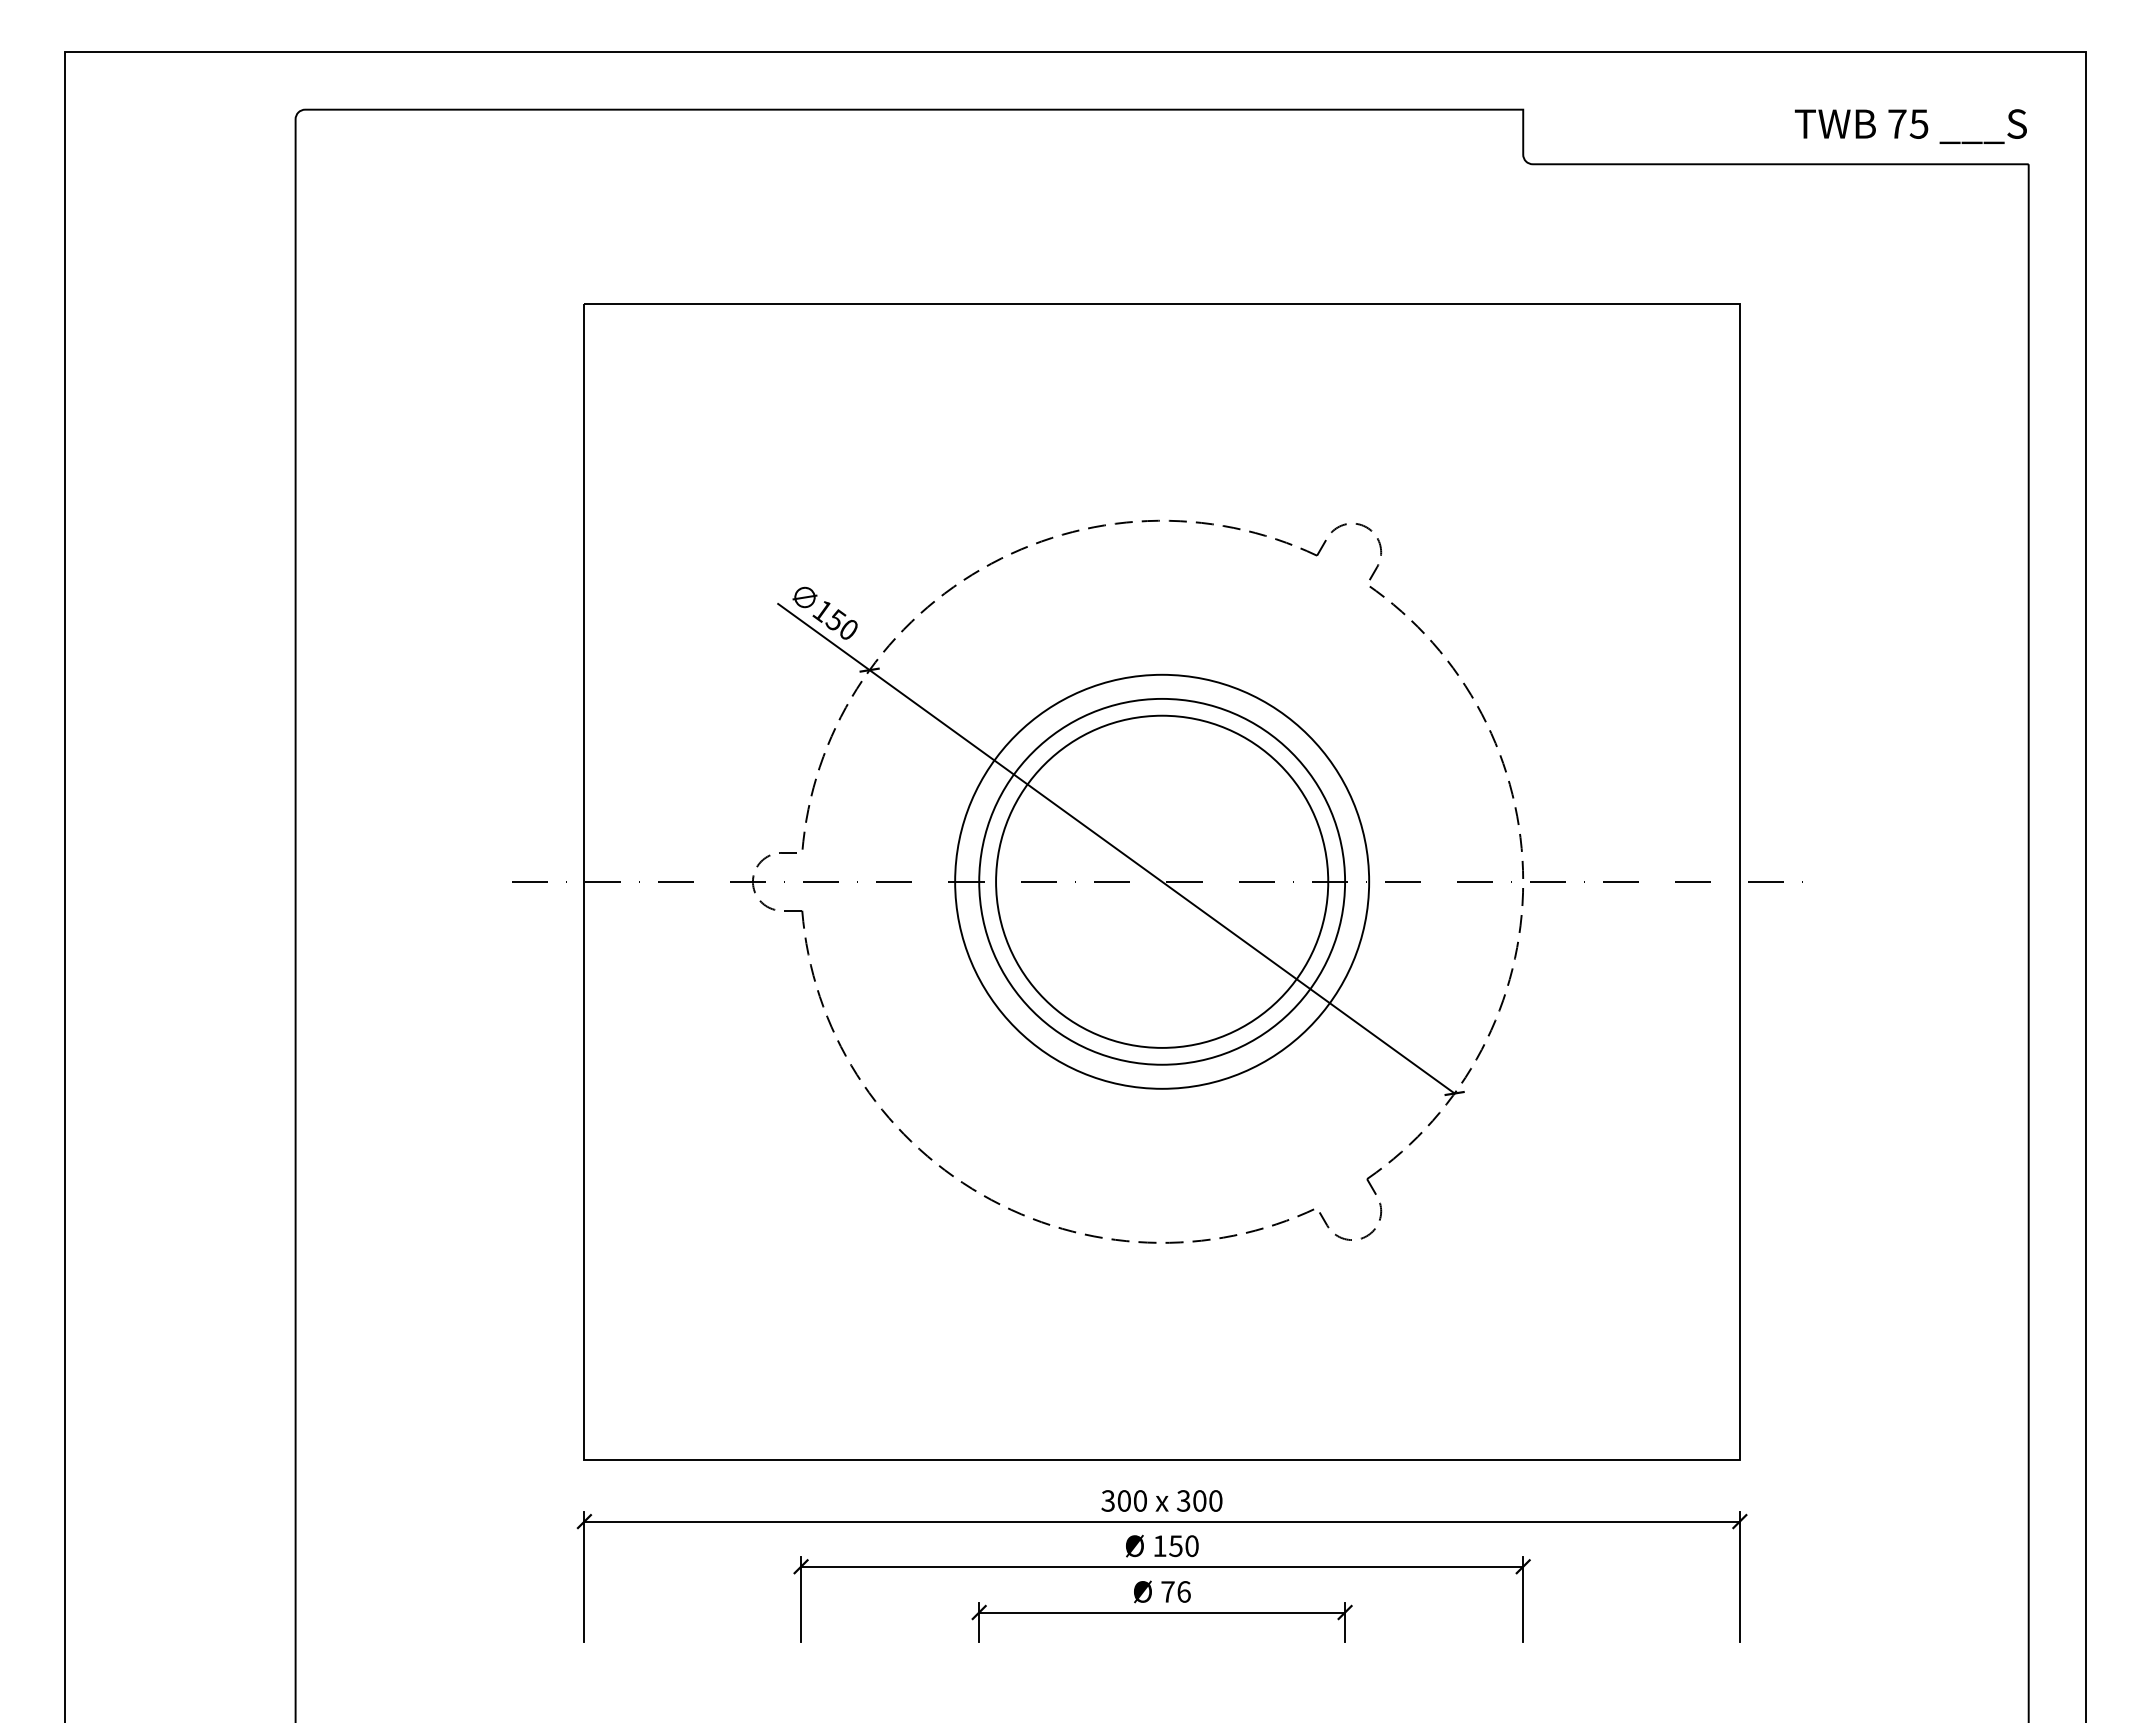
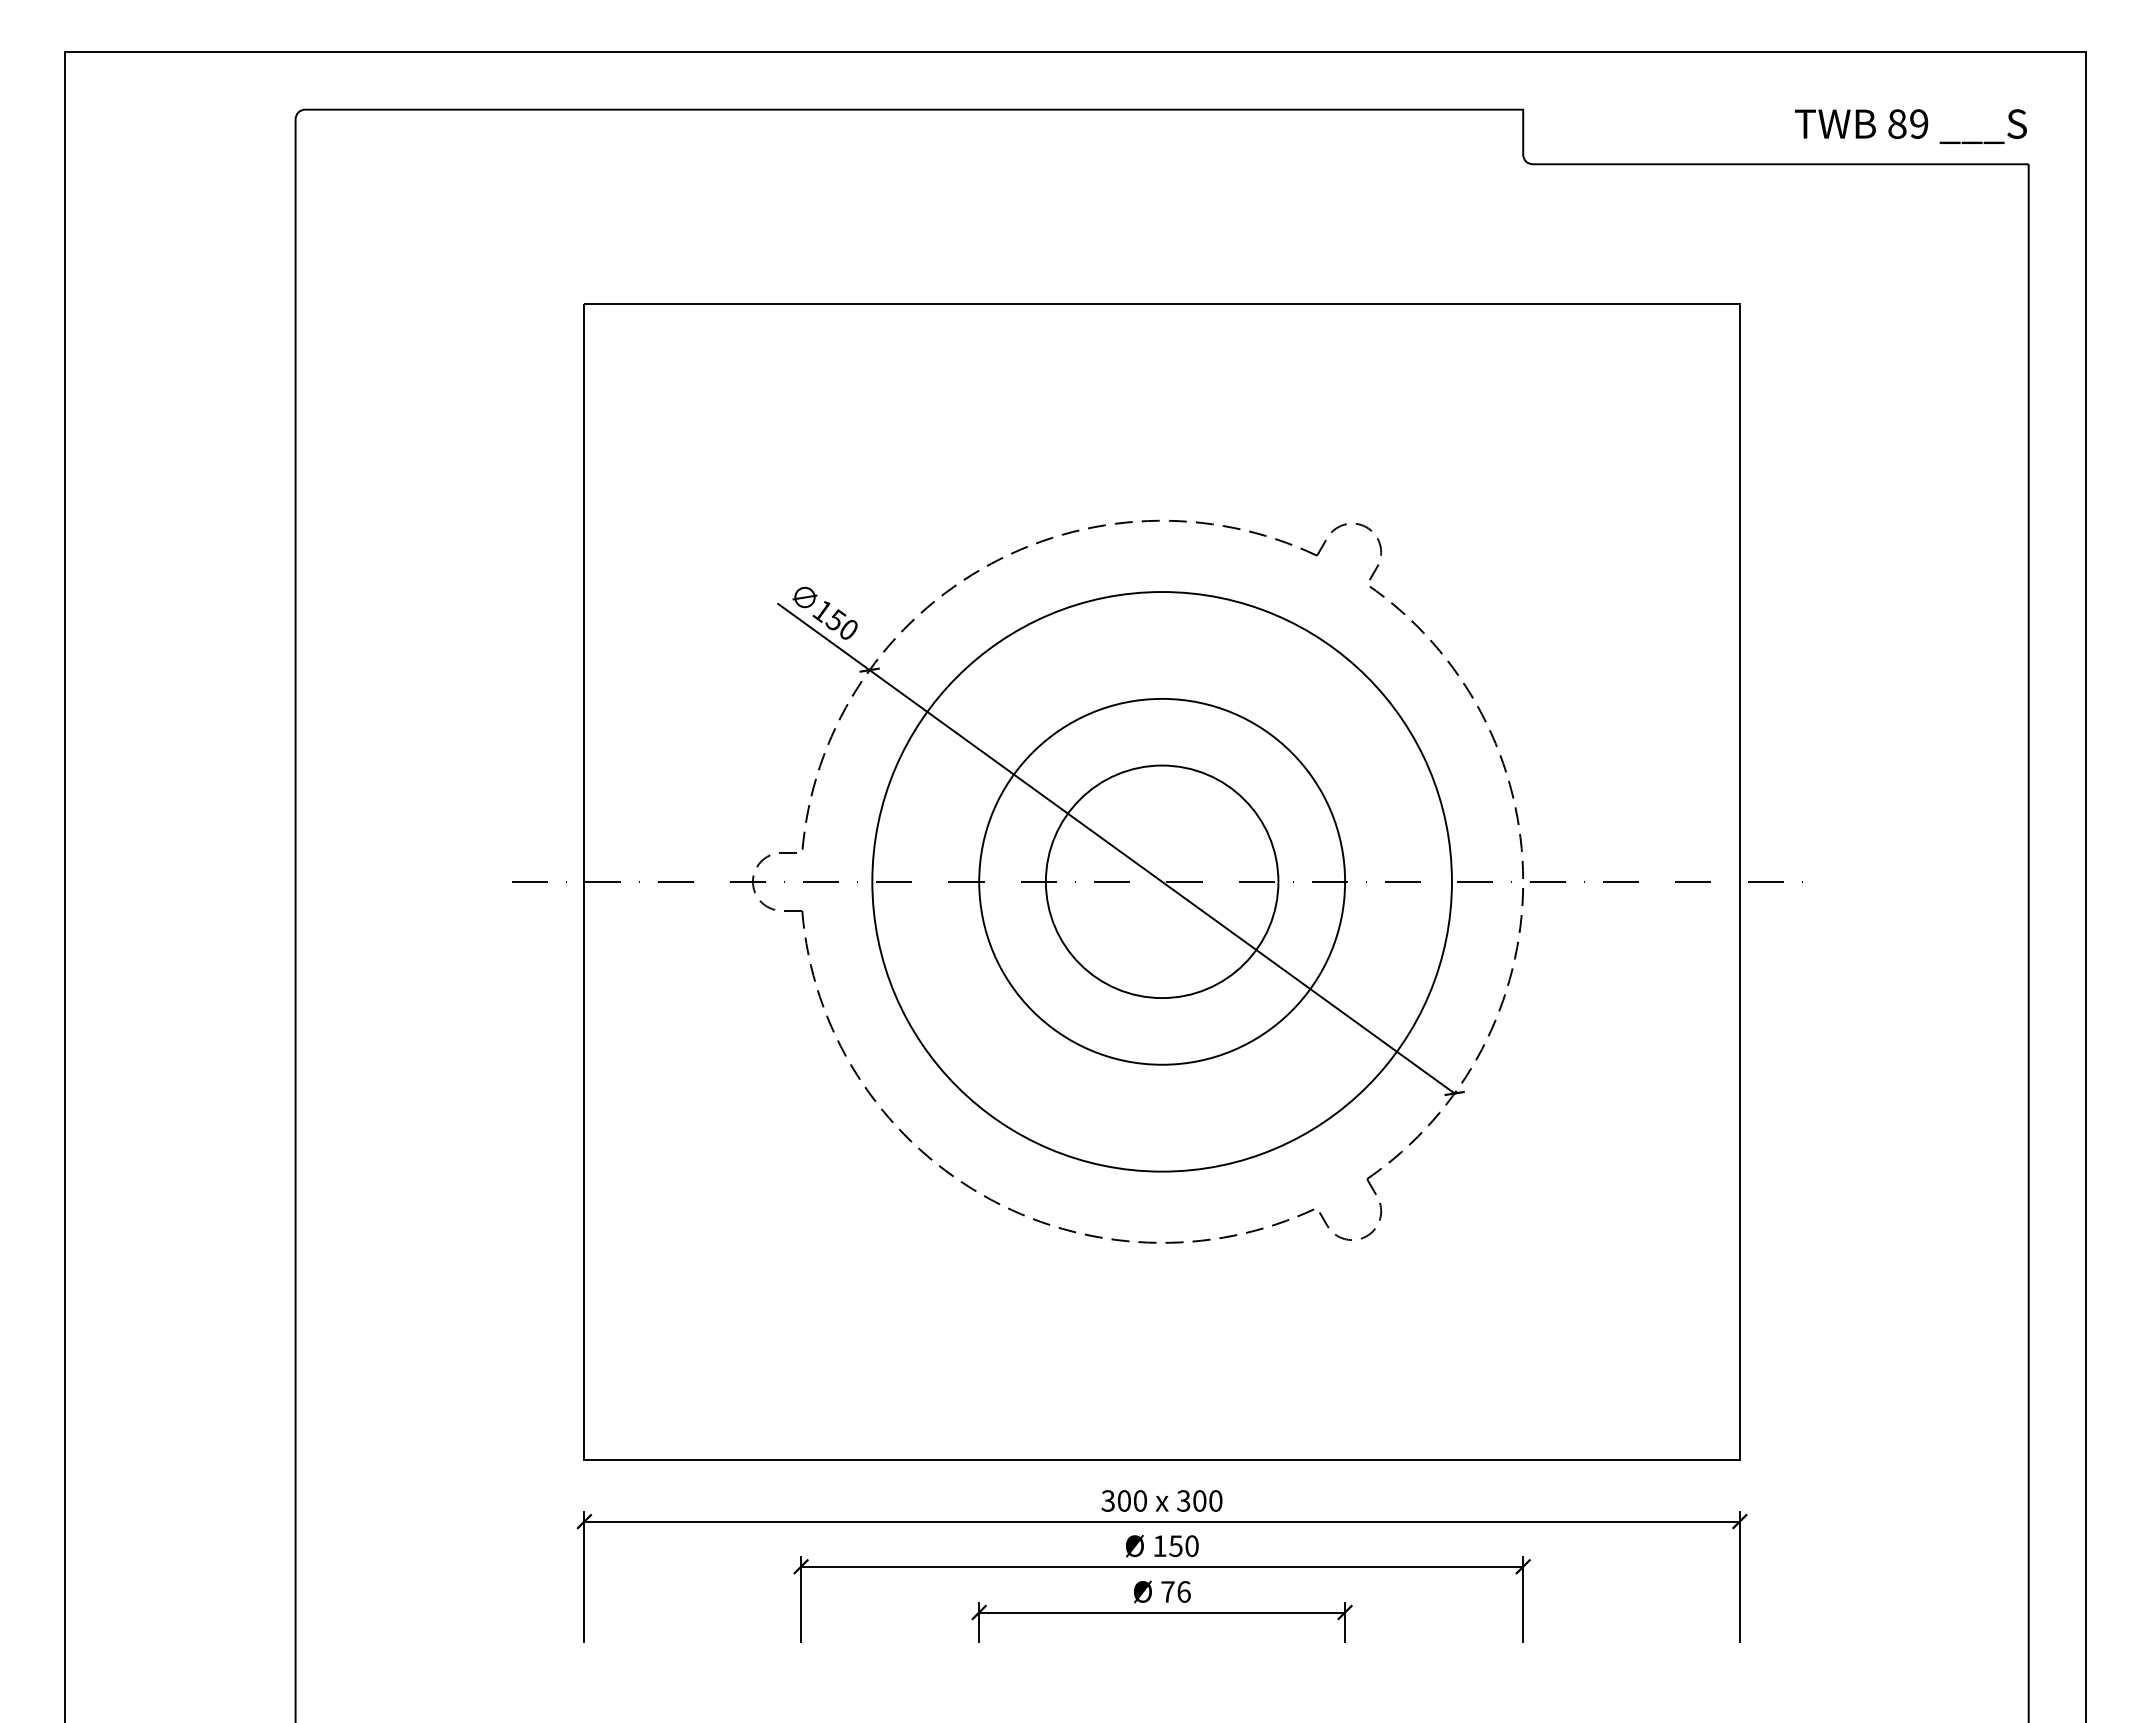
text: 75 -> 89 (1908, 123)
circle diameter: 332 px -> 233 px (1161, 881)
circle diameter: 414 px -> 580 px (1161, 881)
